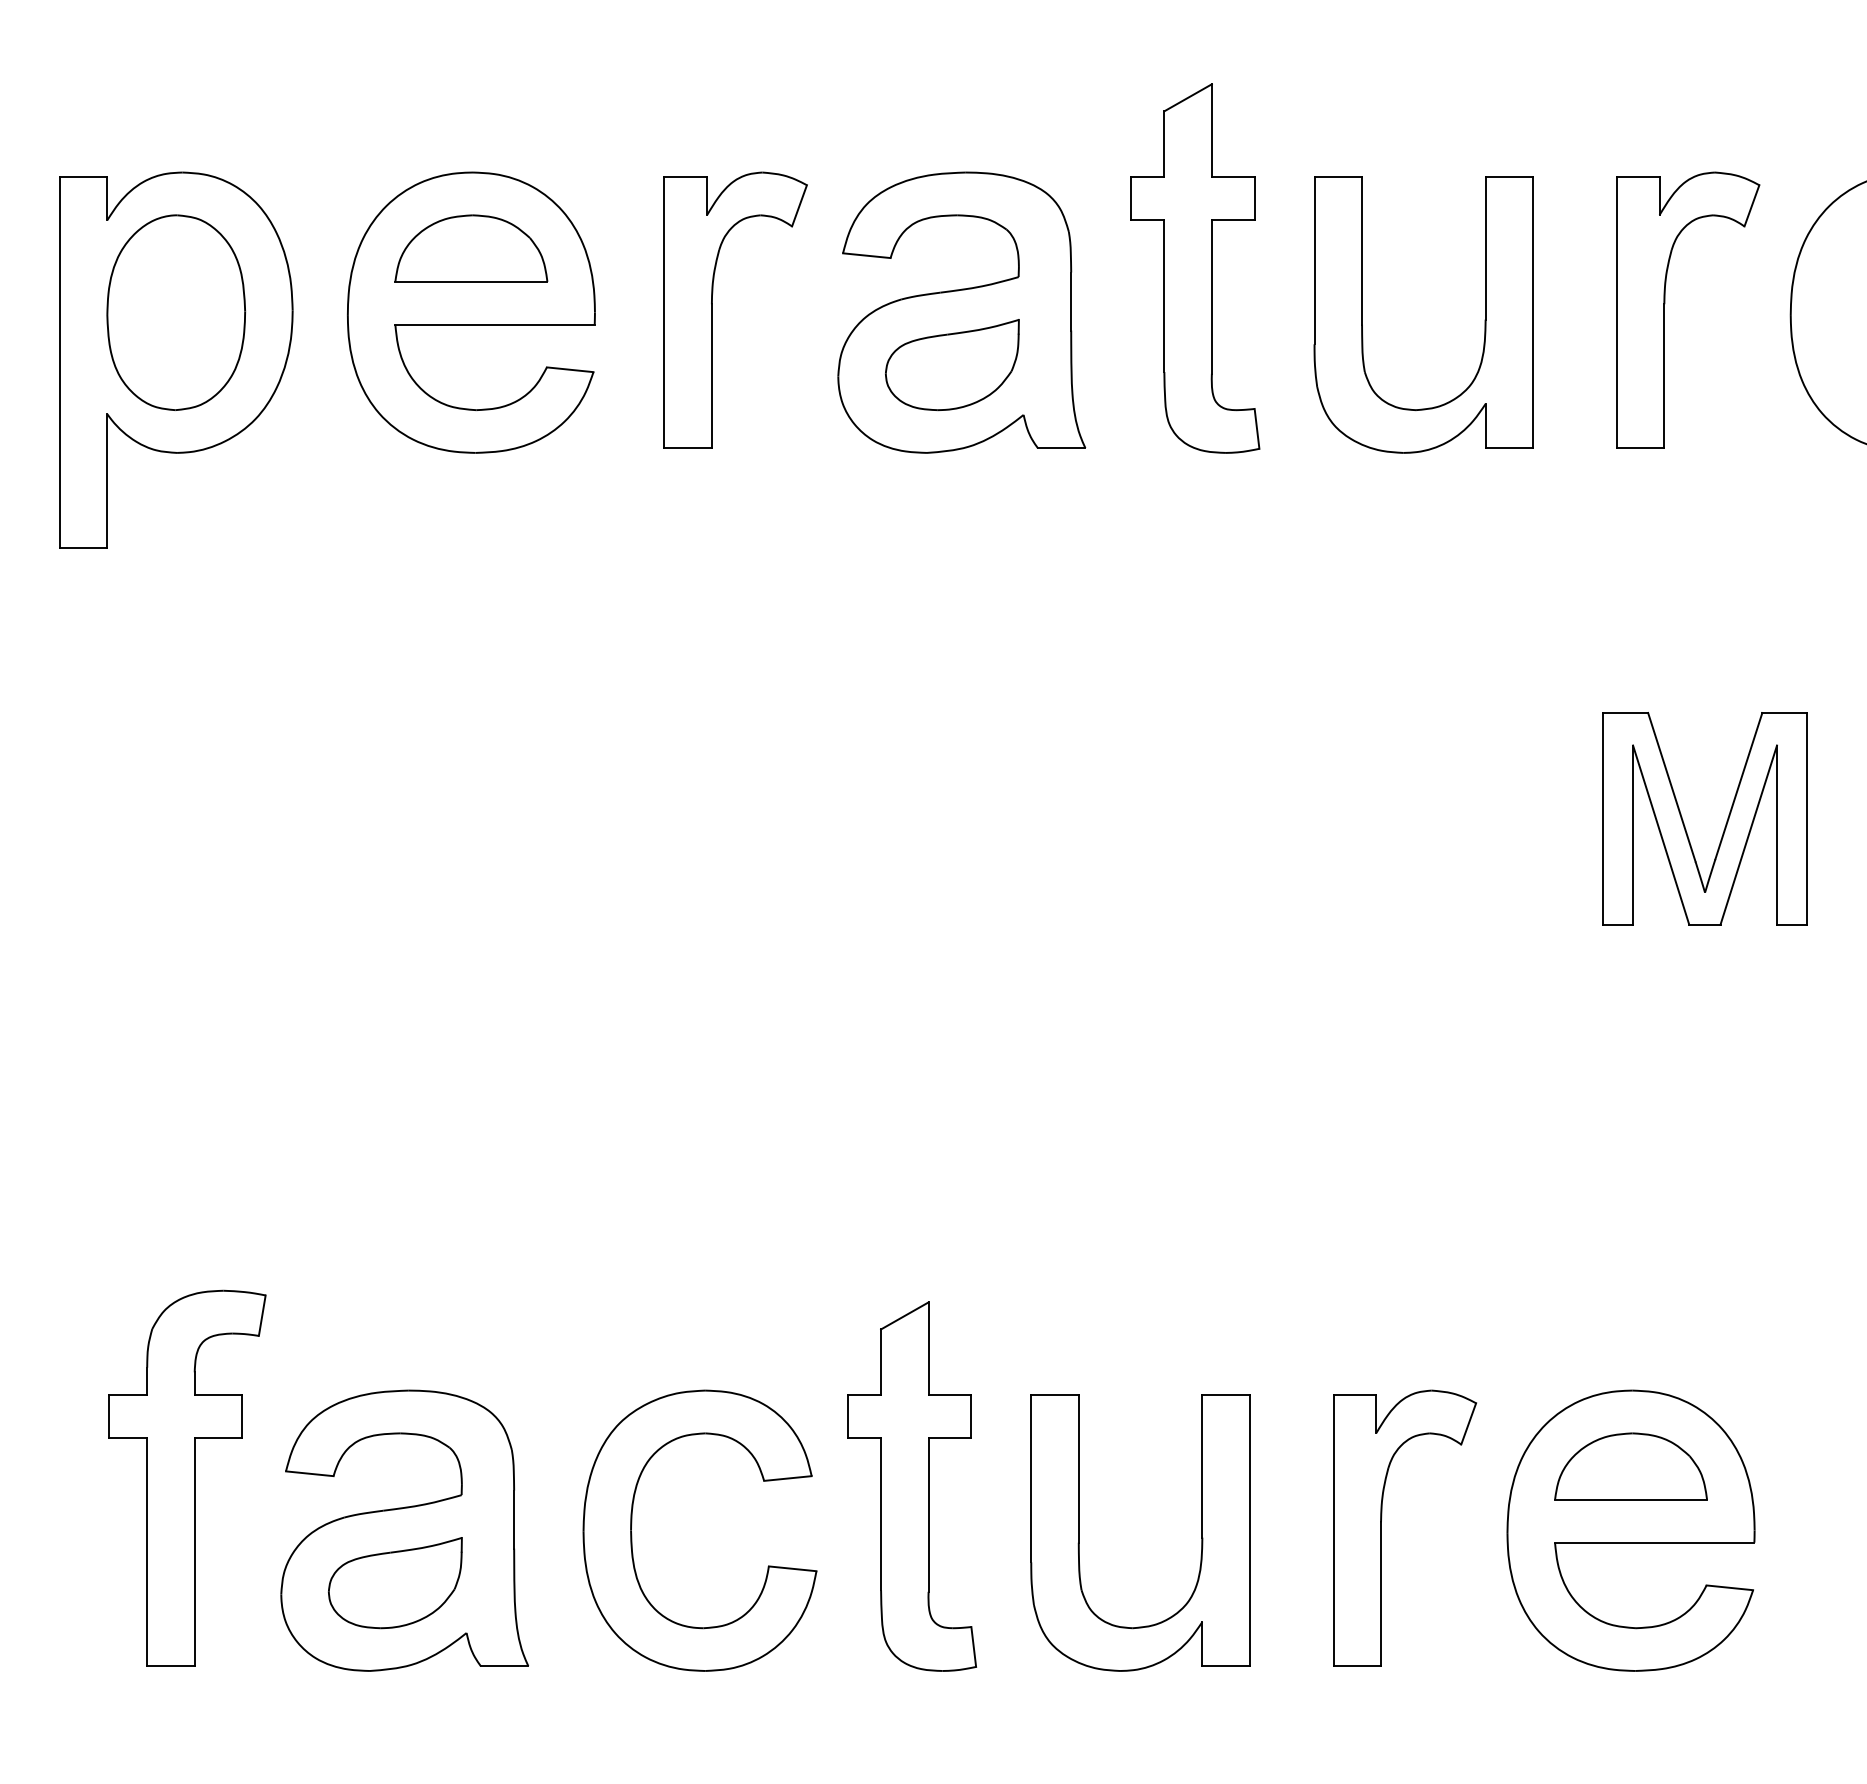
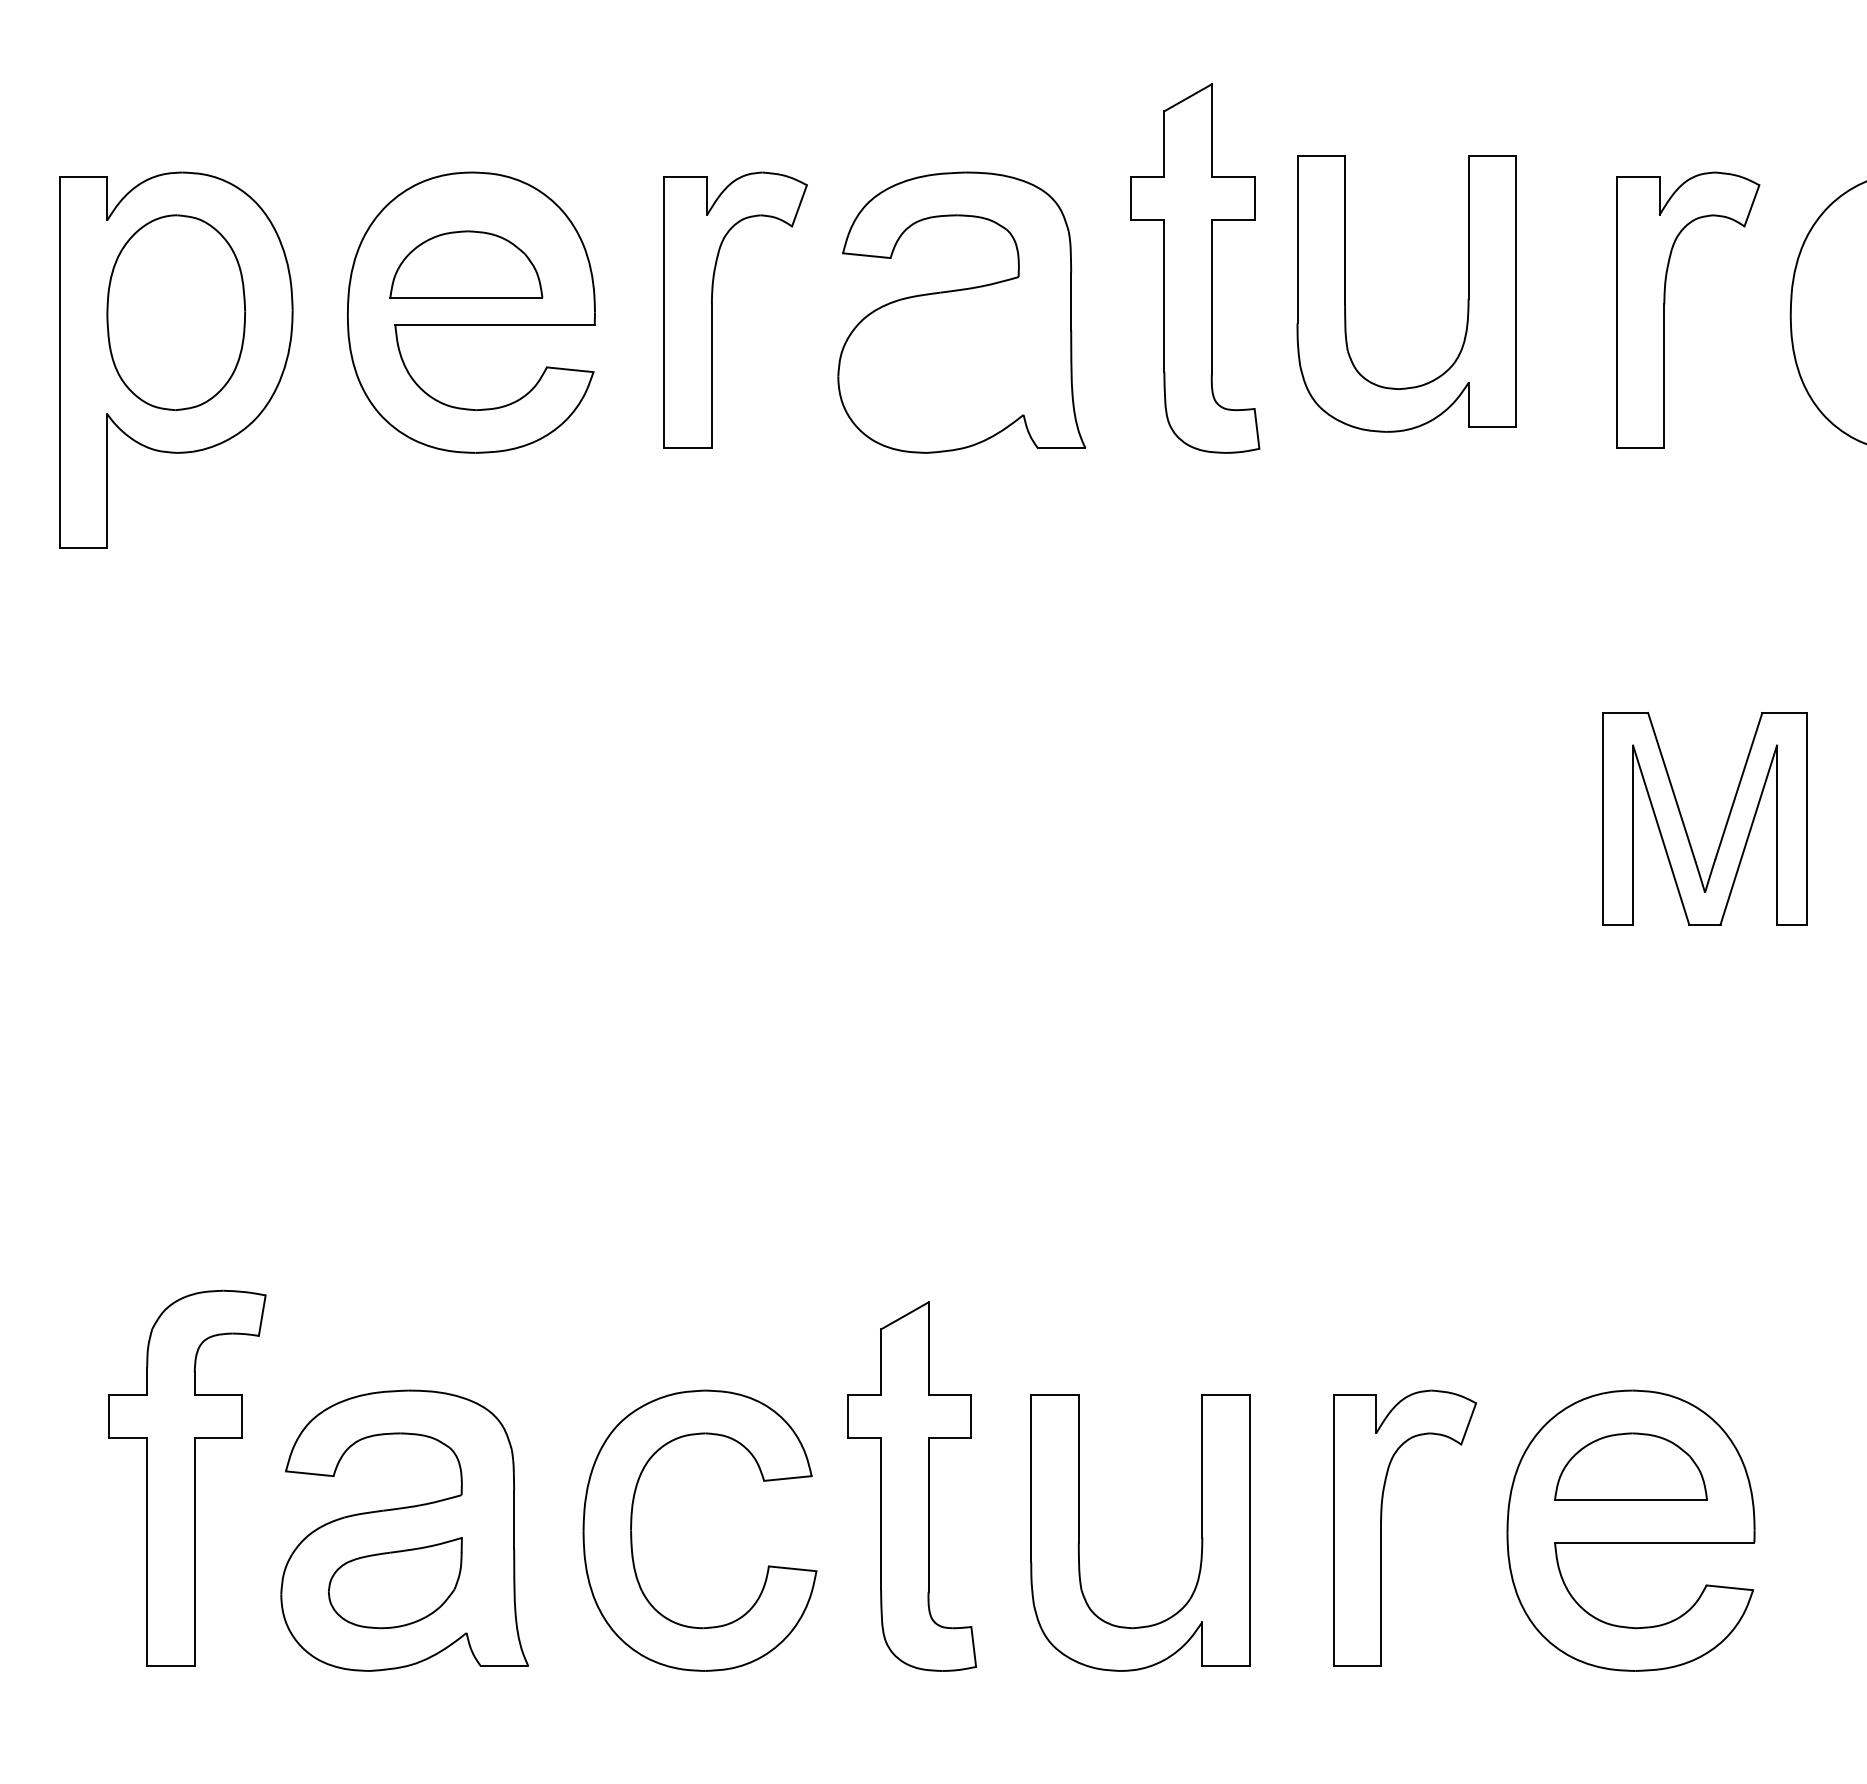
part position: (471, 248) -> (466, 264) (466, 264)
part position: (1362, 314) -> (1345, 293) (1345, 293)
part: present -> none (952, 365)
